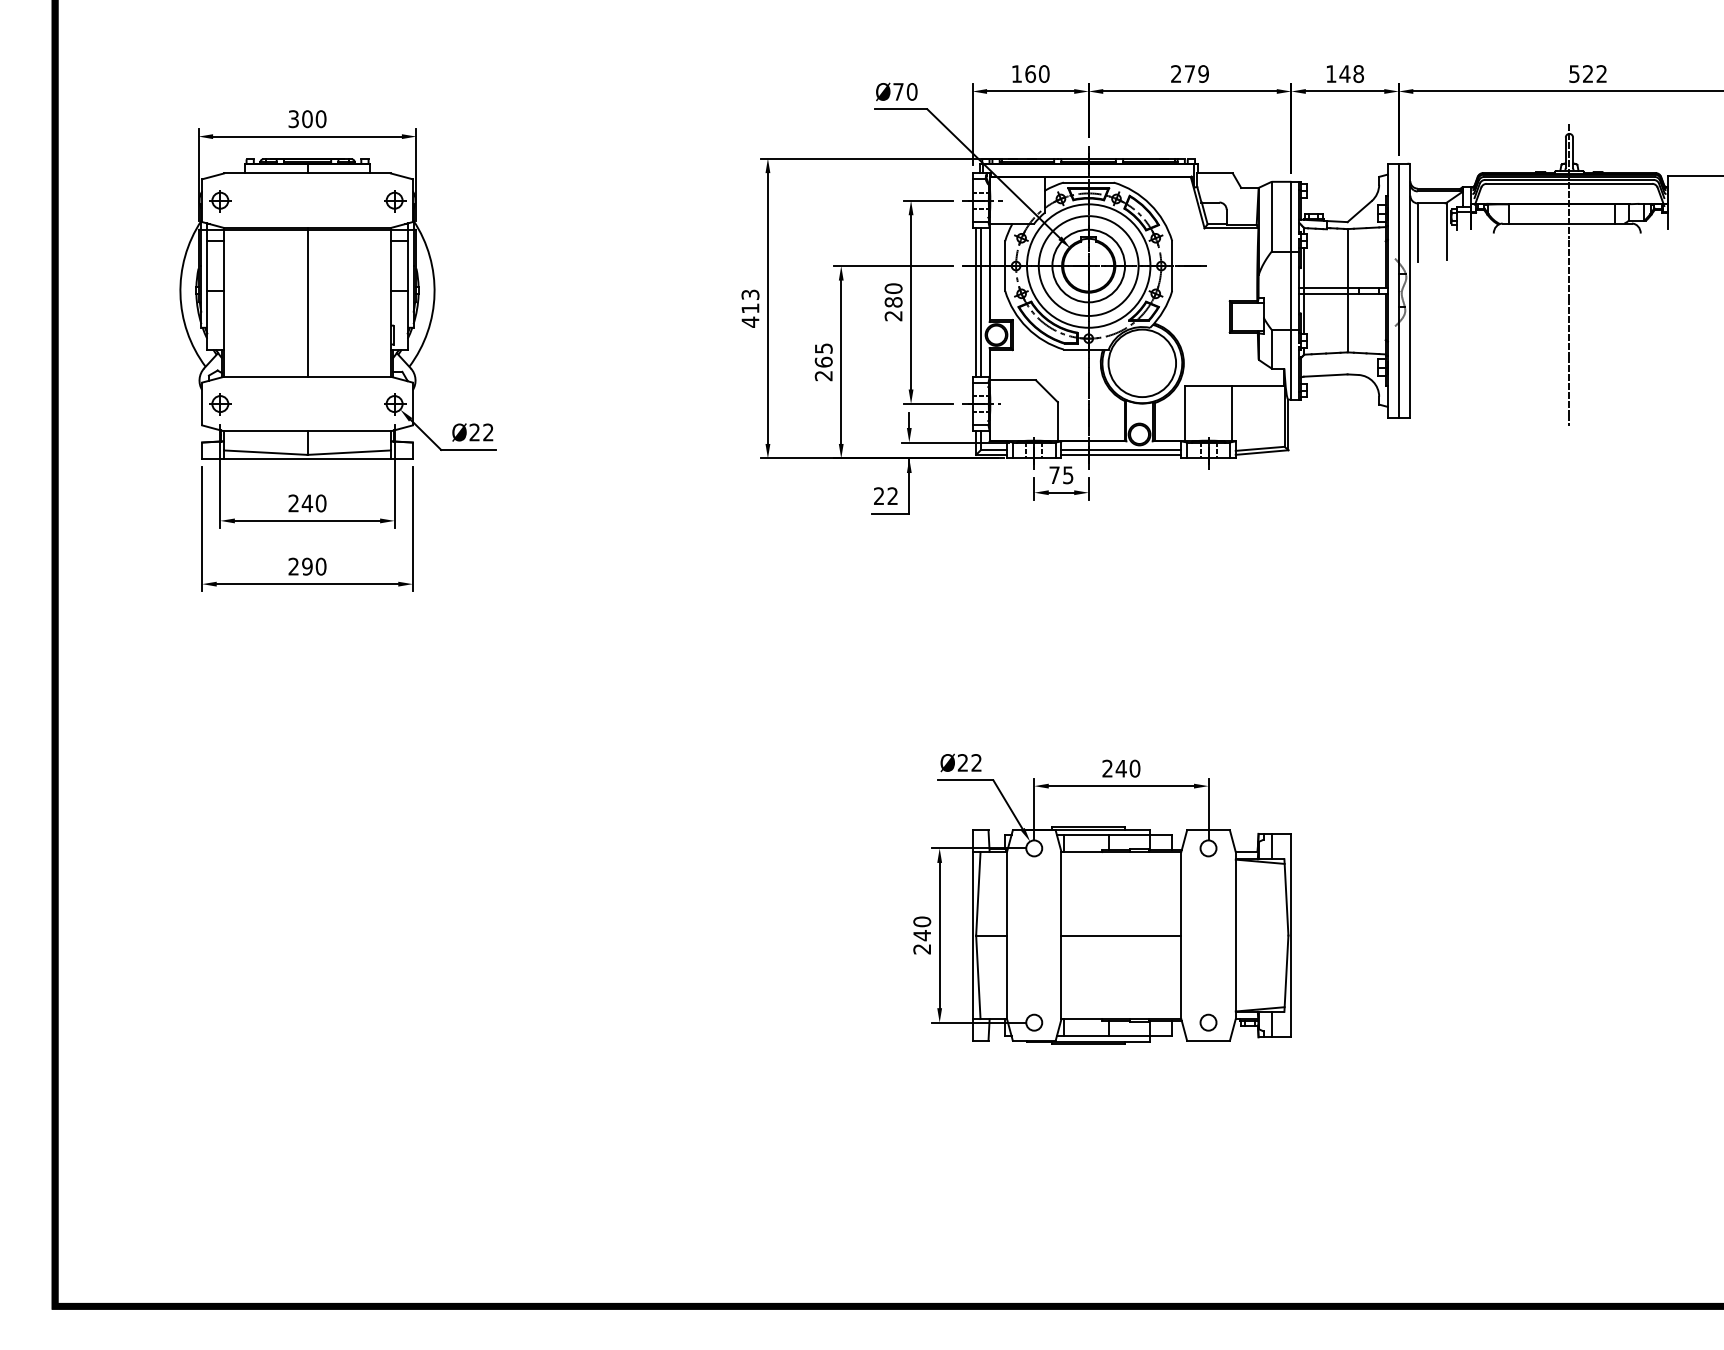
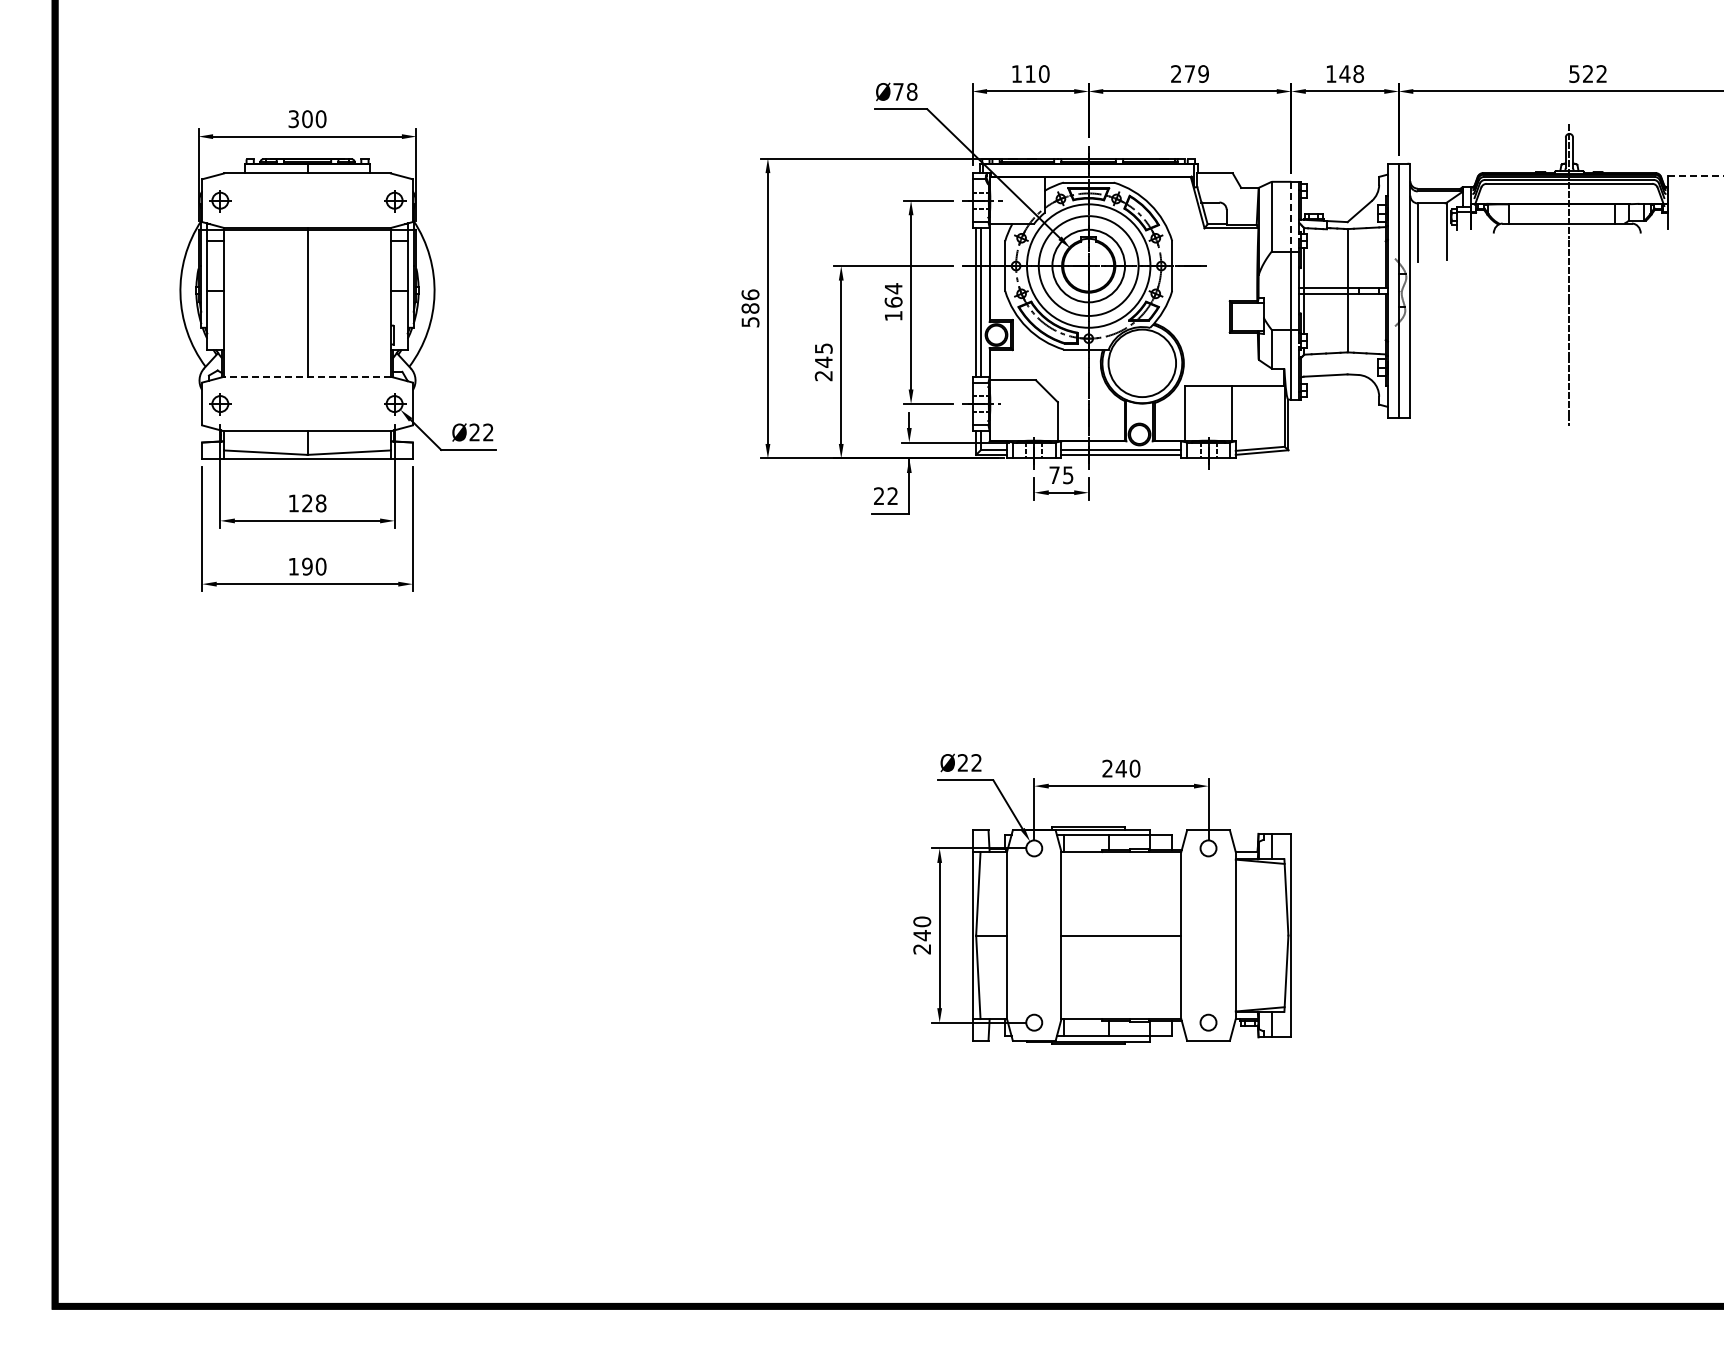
text: 160 -> 110 (1030, 73)
text: Ø70 -> Ø78 (911, 91)
line: solid -> dashed (1695, 175)
line: solid -> dashed (1291, 216)
text: 280 -> 164 (893, 302)
text: 413 -> 586 (750, 308)
text: 265 -> 245 (823, 361)
line: solid -> dashed (307, 376)
text: 240 -> 128 (307, 503)
text: 290 -> 190 (293, 566)
